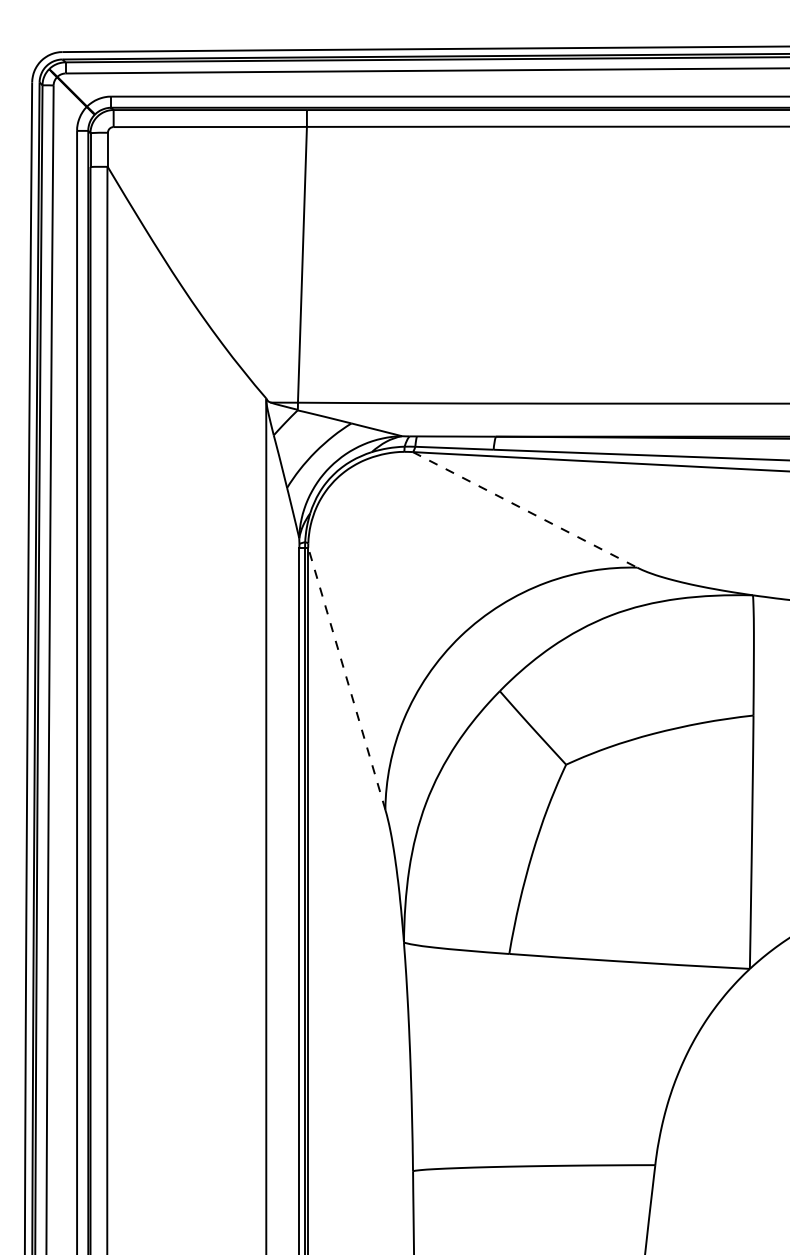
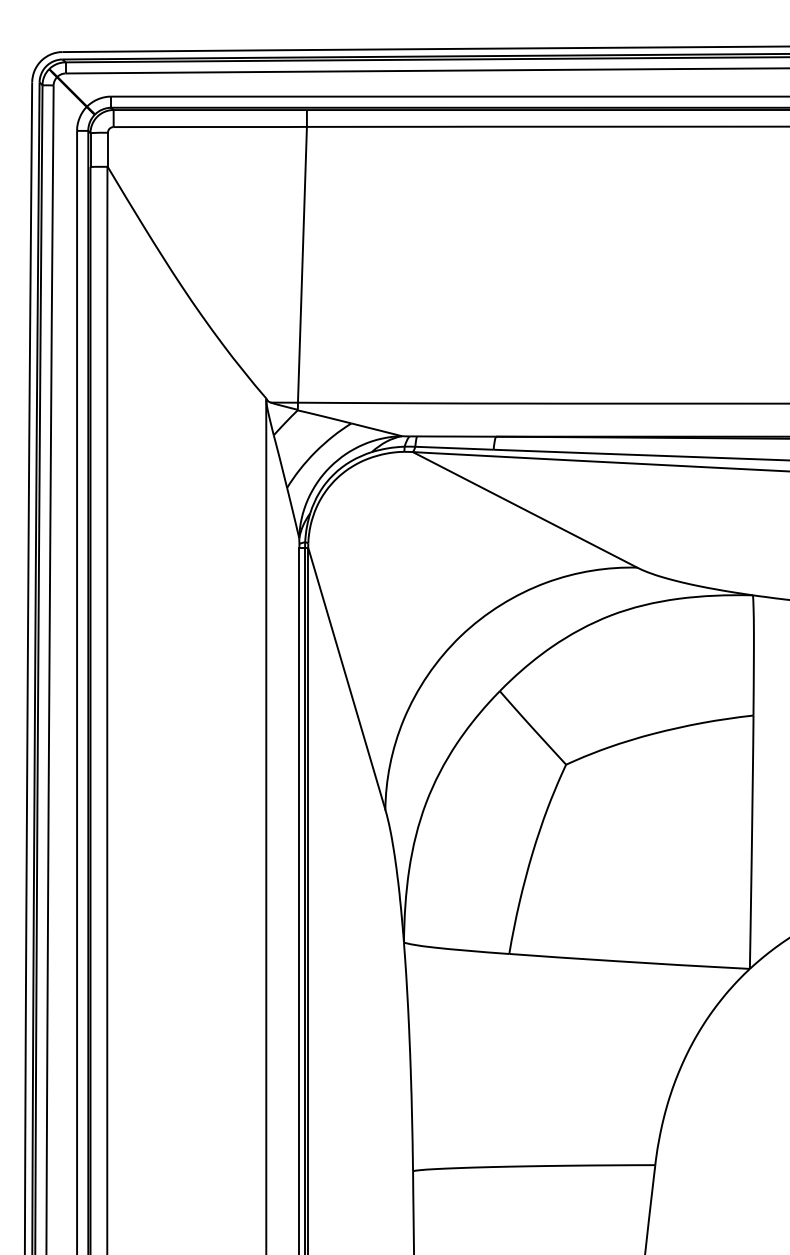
line: dashed -> solid (525, 510)
line: dashed -> solid (346, 678)
